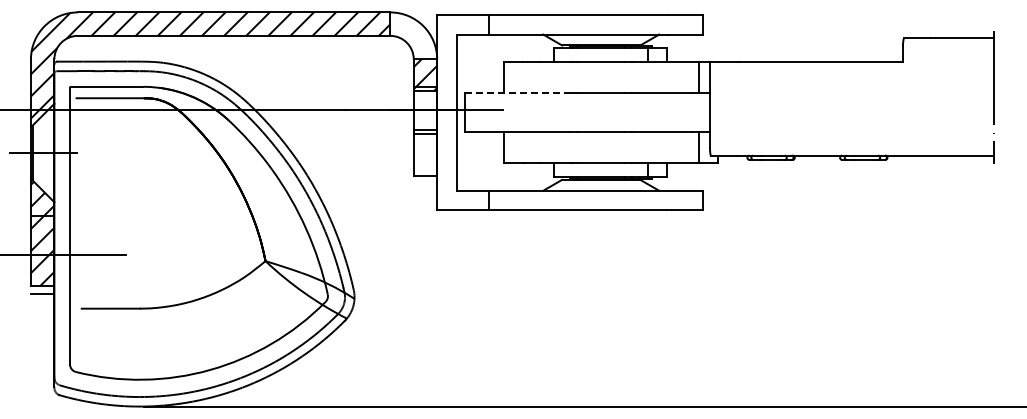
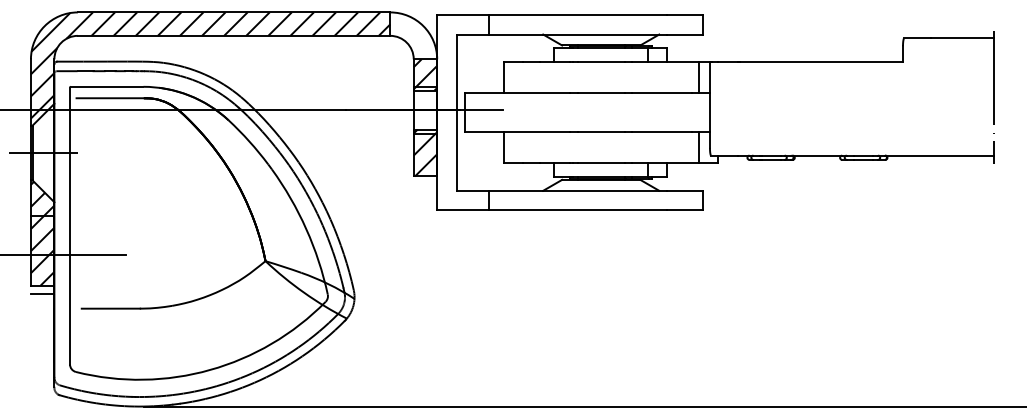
line: dashed -> solid (517, 93)
hatch: none -> present (425, 152)
